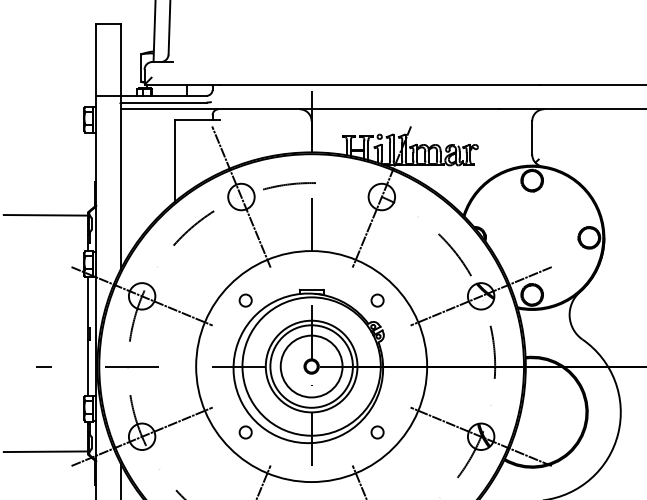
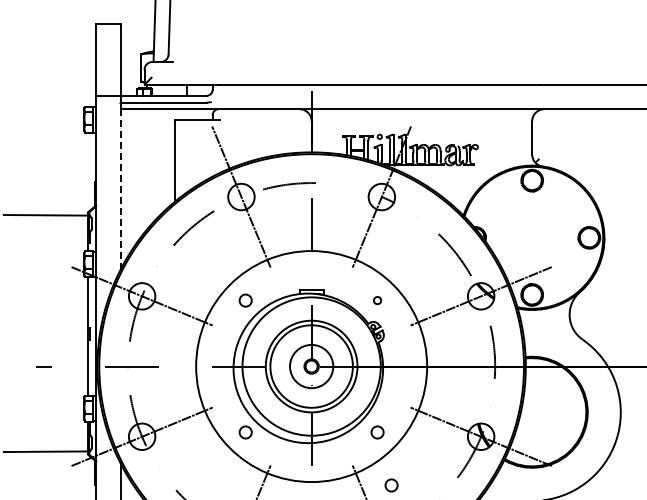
line: solid -> dashed (120, 190)
circle size: 15x15 px -> 10x10 px (377, 300)
circle diameter: 62 px -> 43 px (311, 366)
circle: none -> present (391, 485)
